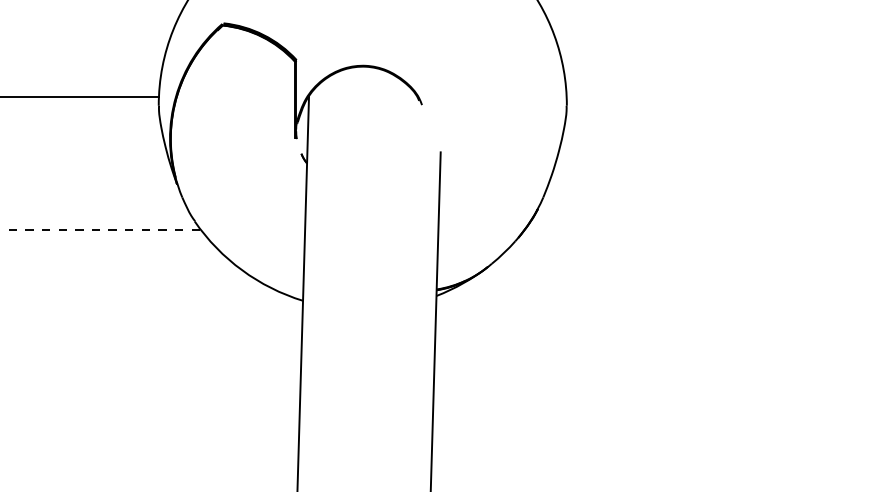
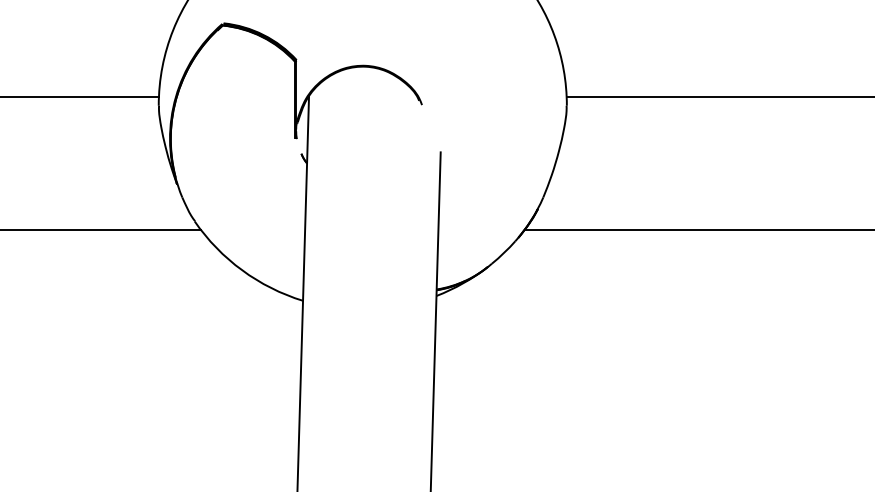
line: none -> present (718, 96)
line: dashed -> solid (101, 230)
line: none -> present (697, 230)
